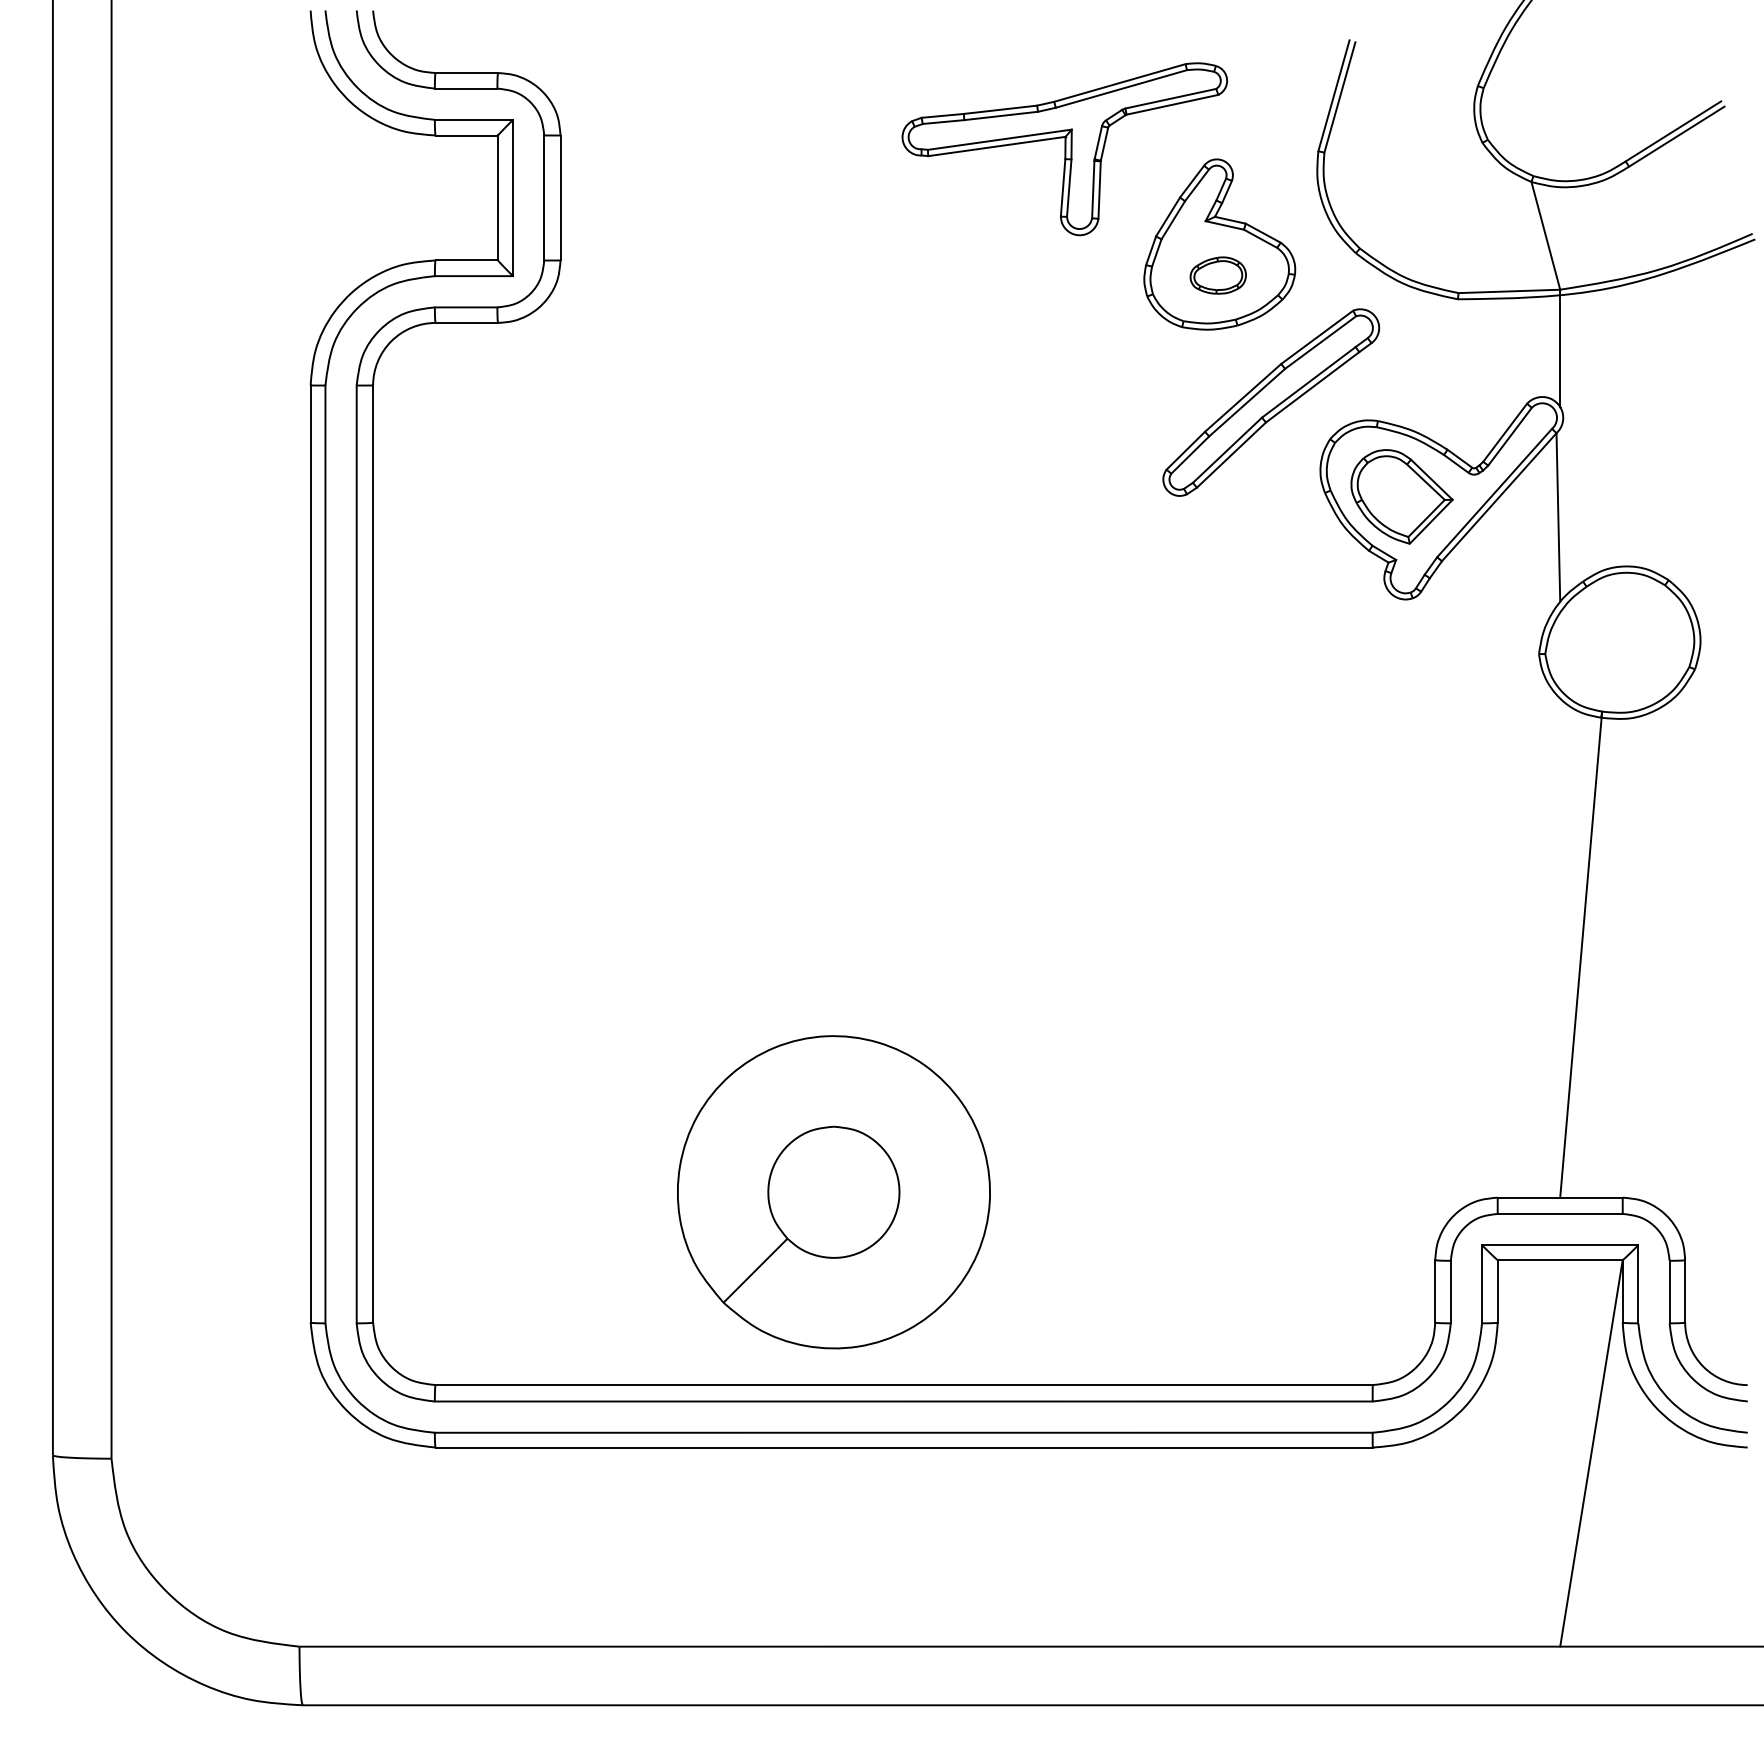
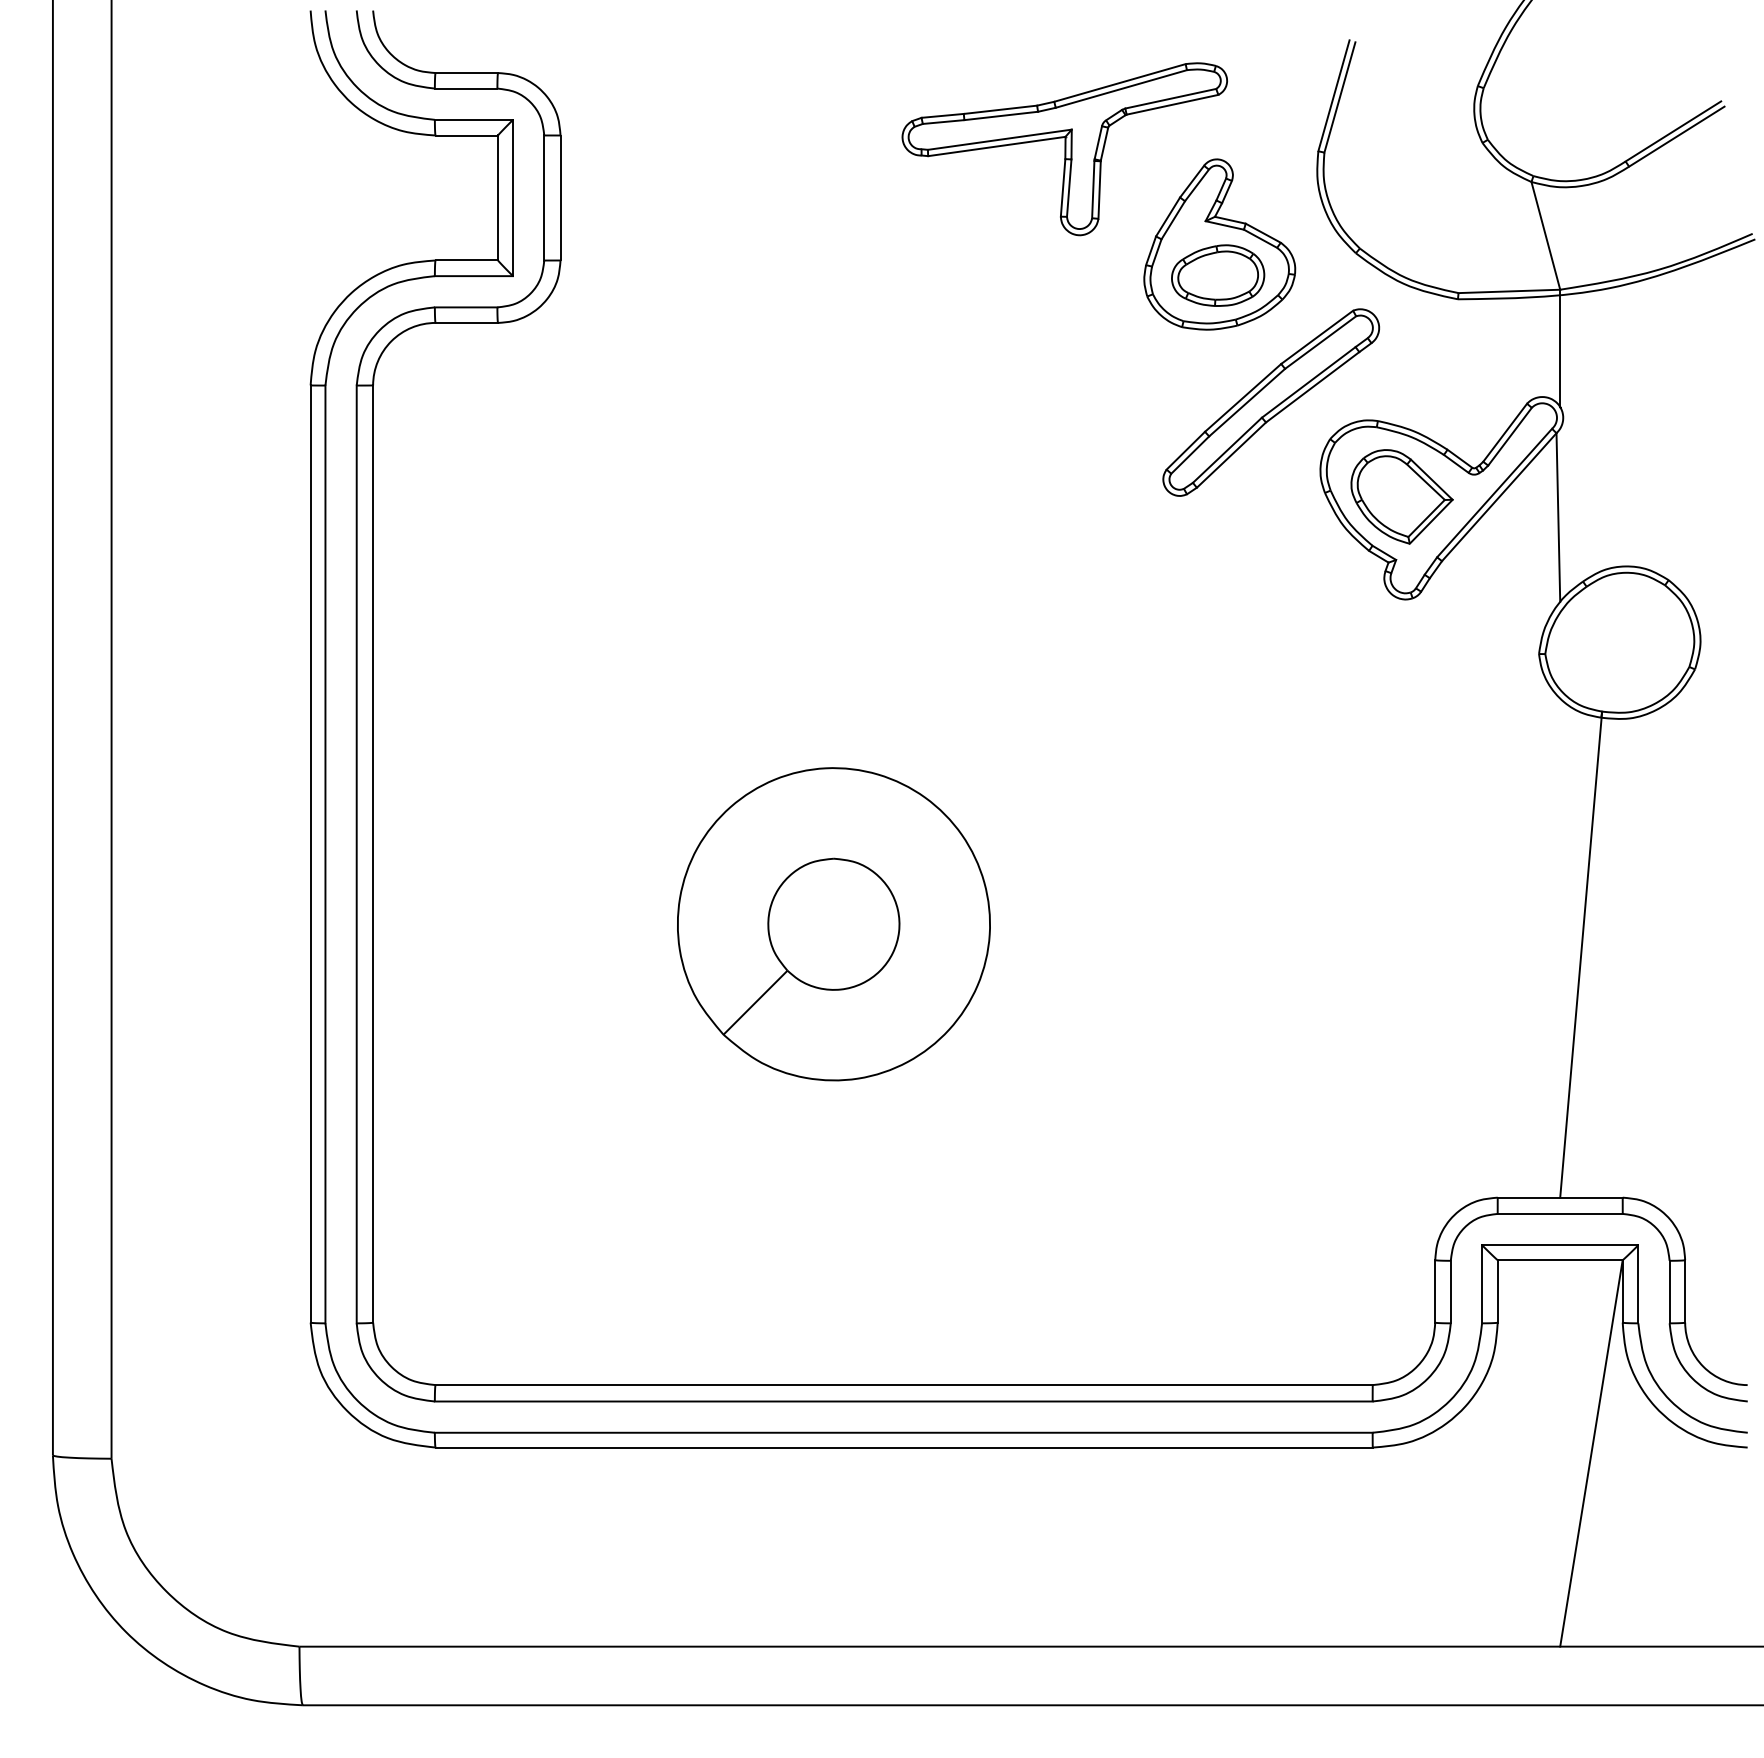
part size: 58x39 px -> 95x63 px (1218, 275)
part position: (833, 1192) -> (833, 924) (833, 924)
